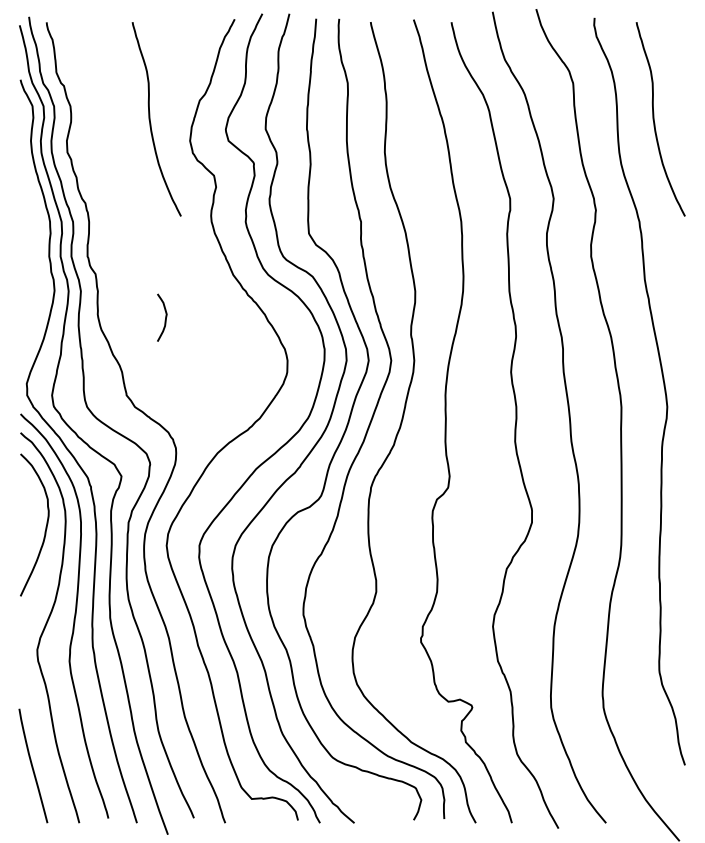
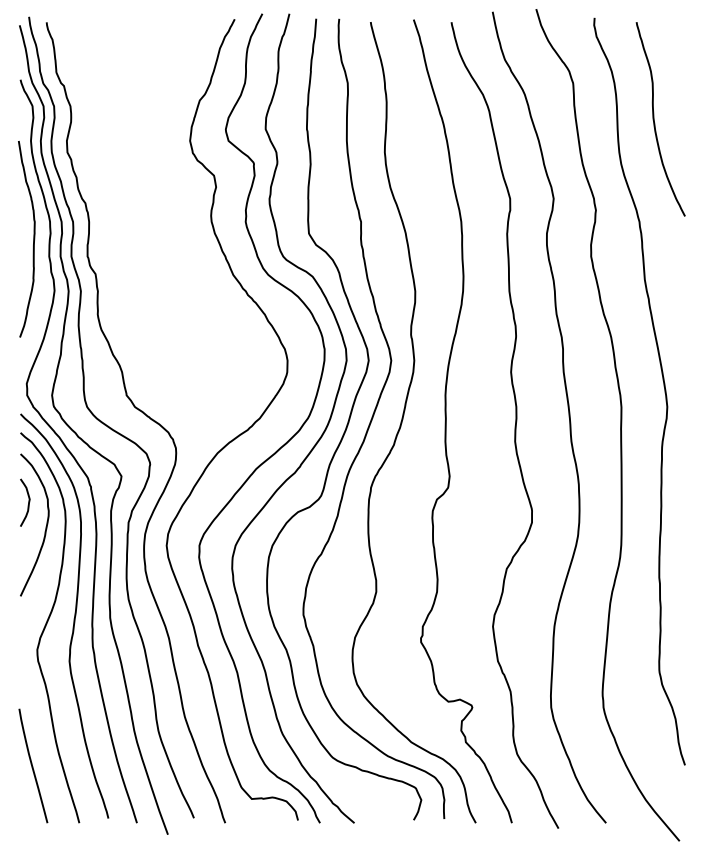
curve: present -> none (150, 119)
curve: none -> present (33, 239)
curve position: (165, 317) -> (28, 502) (28, 502)
